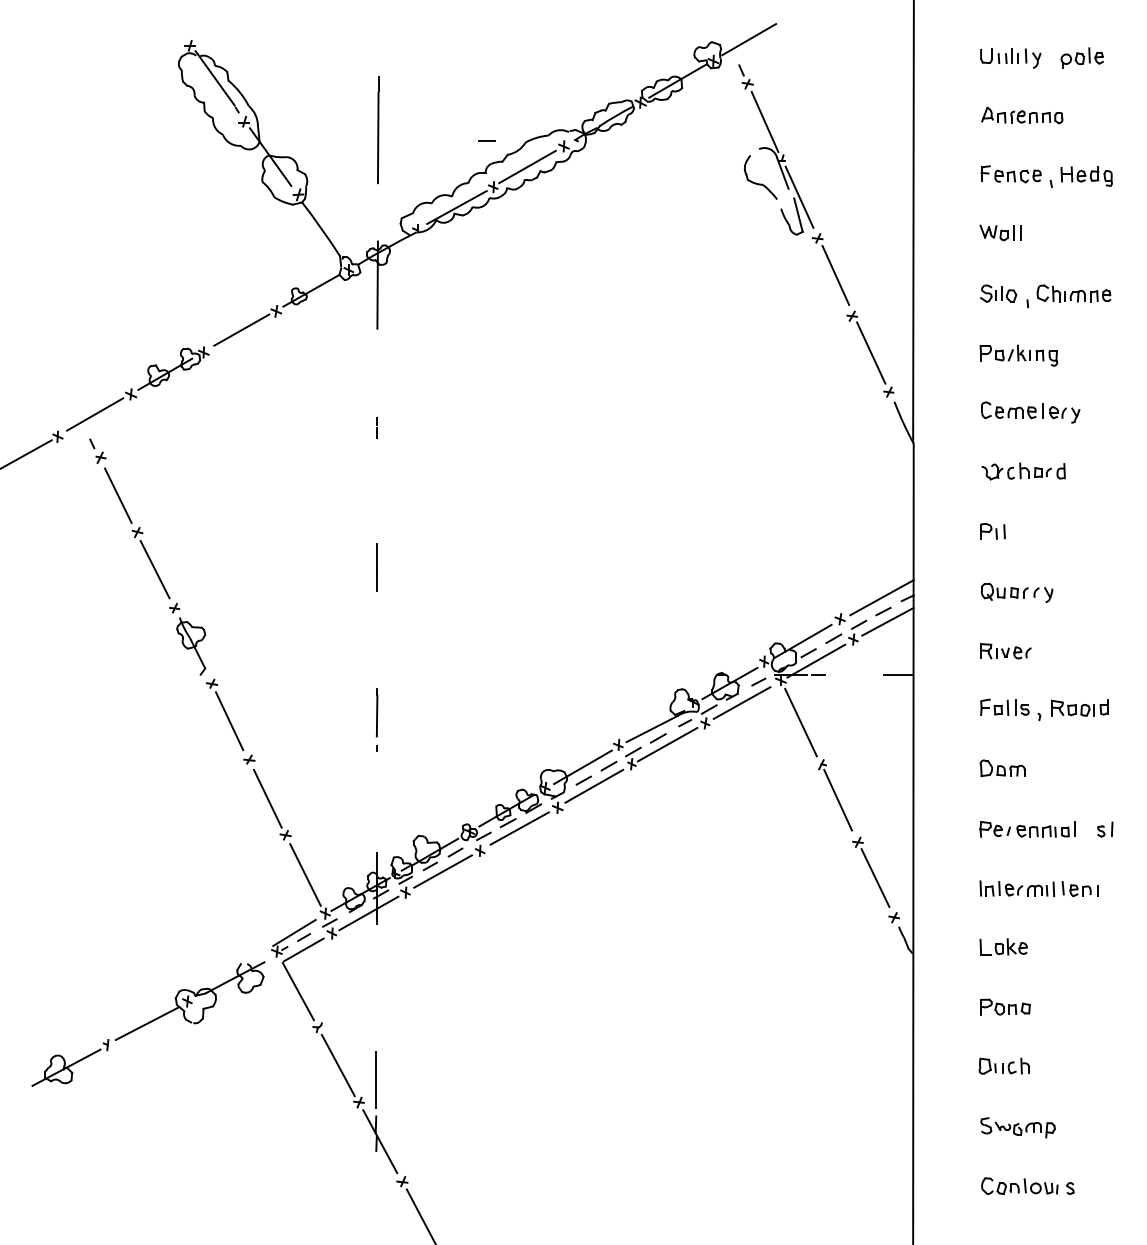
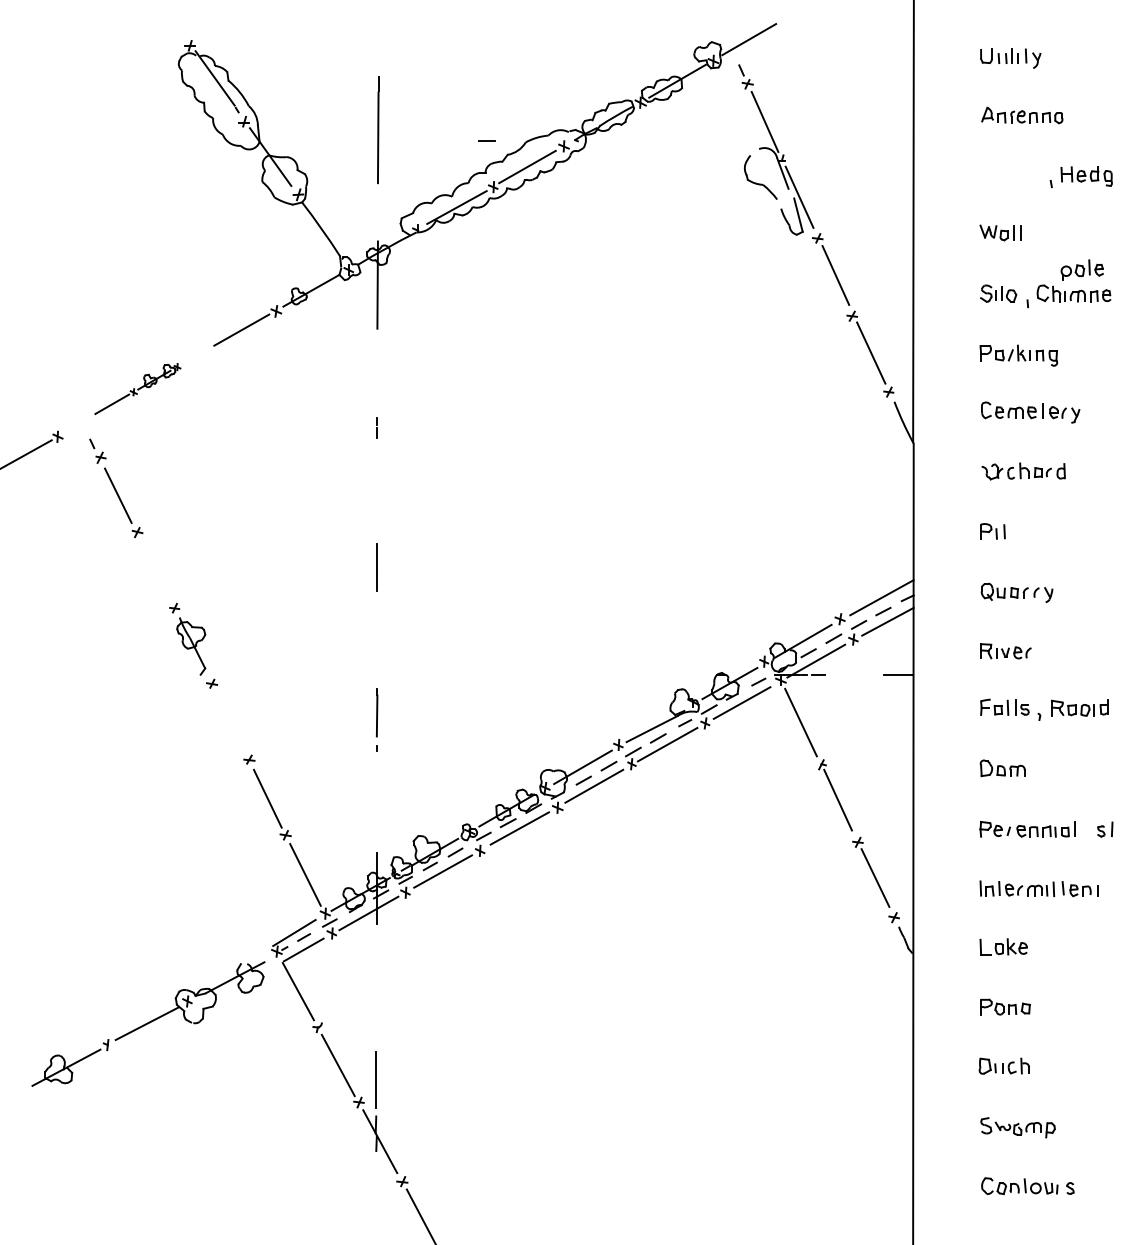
part position: (1081, 57) -> (1081, 269) (1081, 269)
part: present -> none (1010, 174)
part size: 144x86 px -> 88x52 px (137, 388)
line: present -> none (154, 569)
line: present -> none (229, 721)
